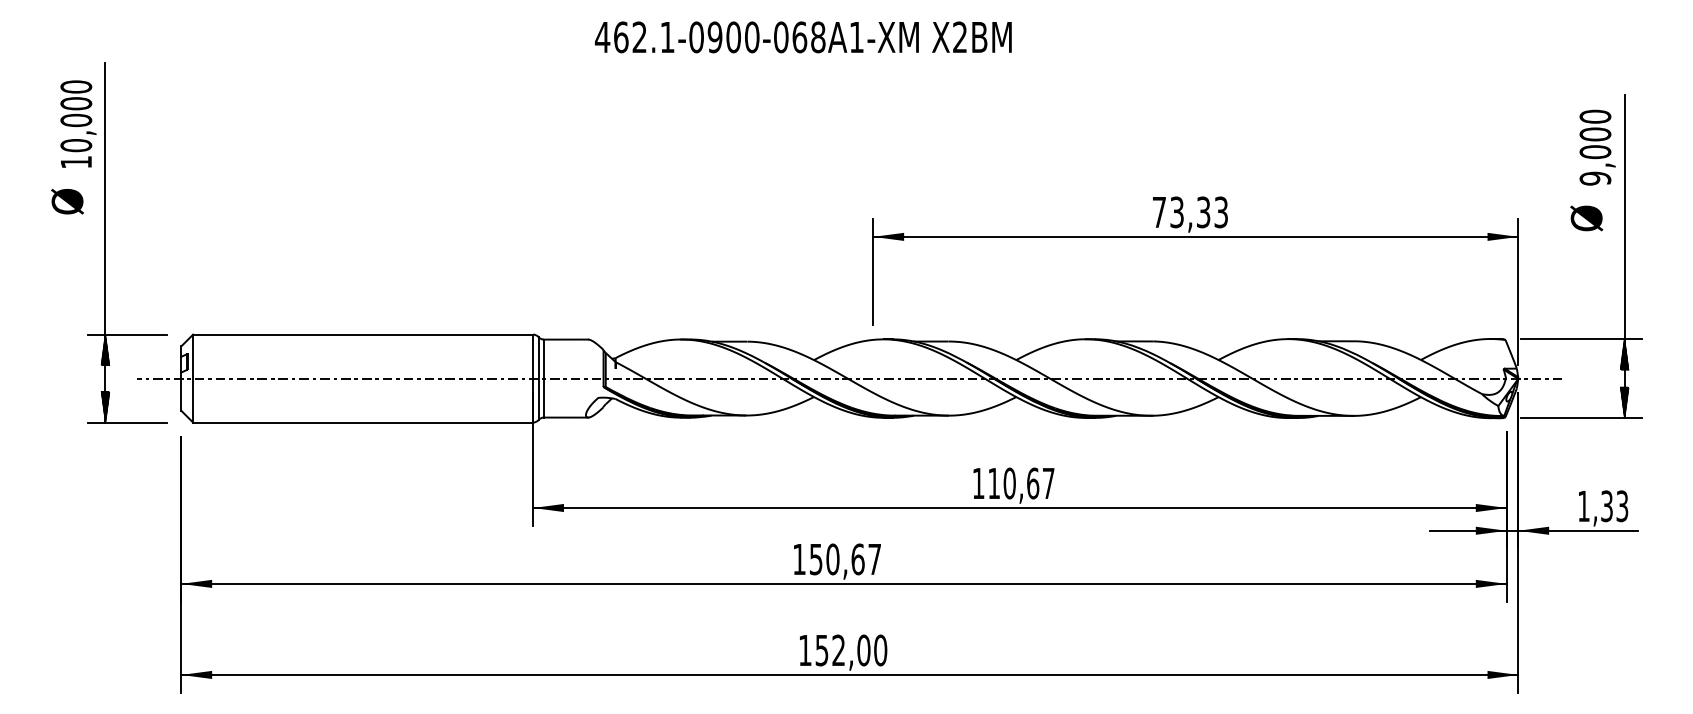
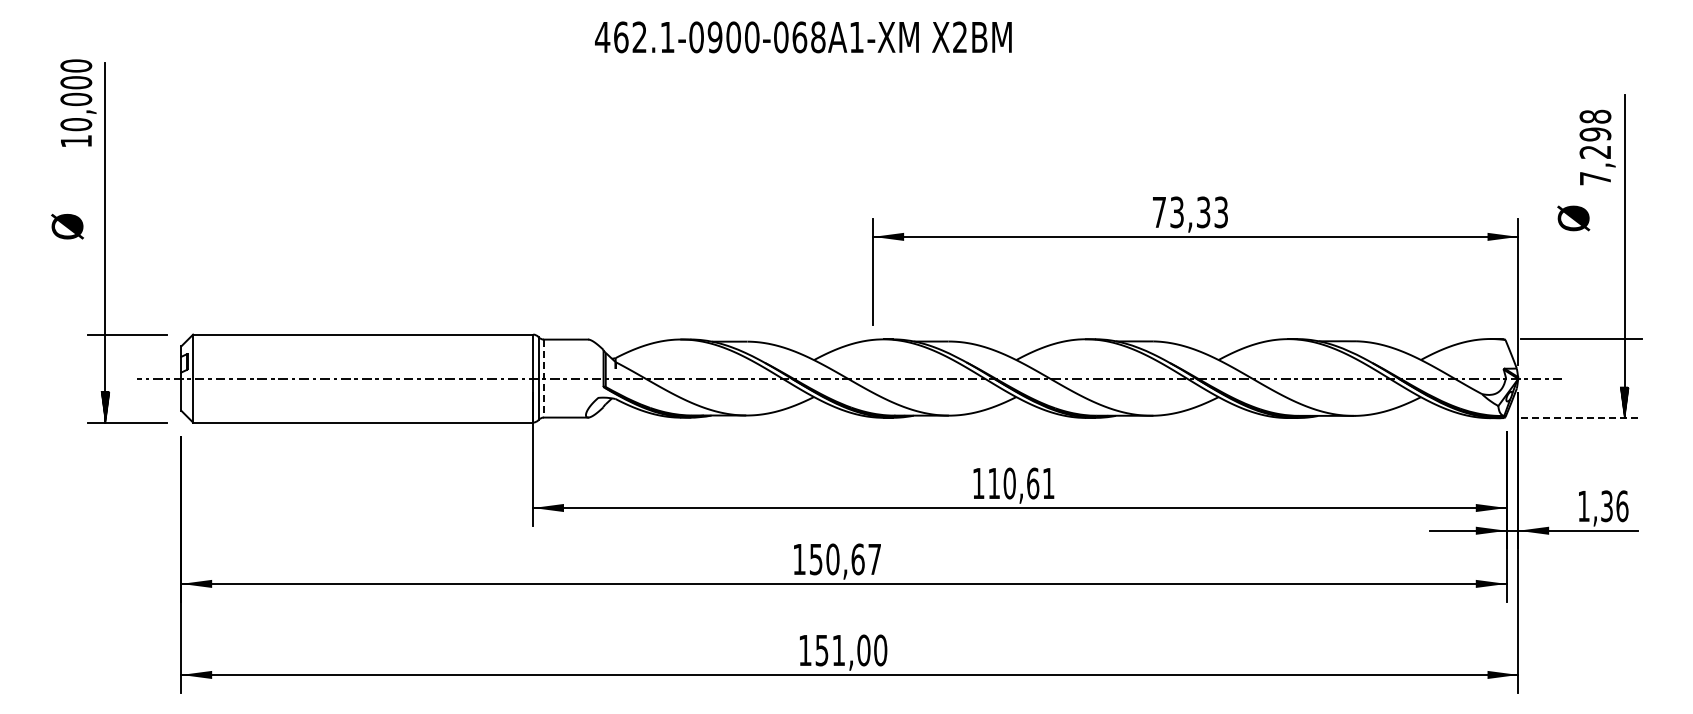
text position: (78, 123) -> (78, 102) (78, 102)
text: 9,000 -> 7,298 (1595, 147)
text position: (67, 201) -> (67, 226) (67, 226)
text position: (1586, 218) -> (1573, 218) (1573, 218)
hatch: present -> none (105, 349)
hatch: present -> none (1624, 354)
line: solid -> dashed (543, 378)
line: solid -> dashed (1581, 418)
text: 110,67 -> 110,61 (1048, 483)
text: 1,33 -> 1,36 (1622, 506)
text: 152,00 -> 151,00 (838, 649)
